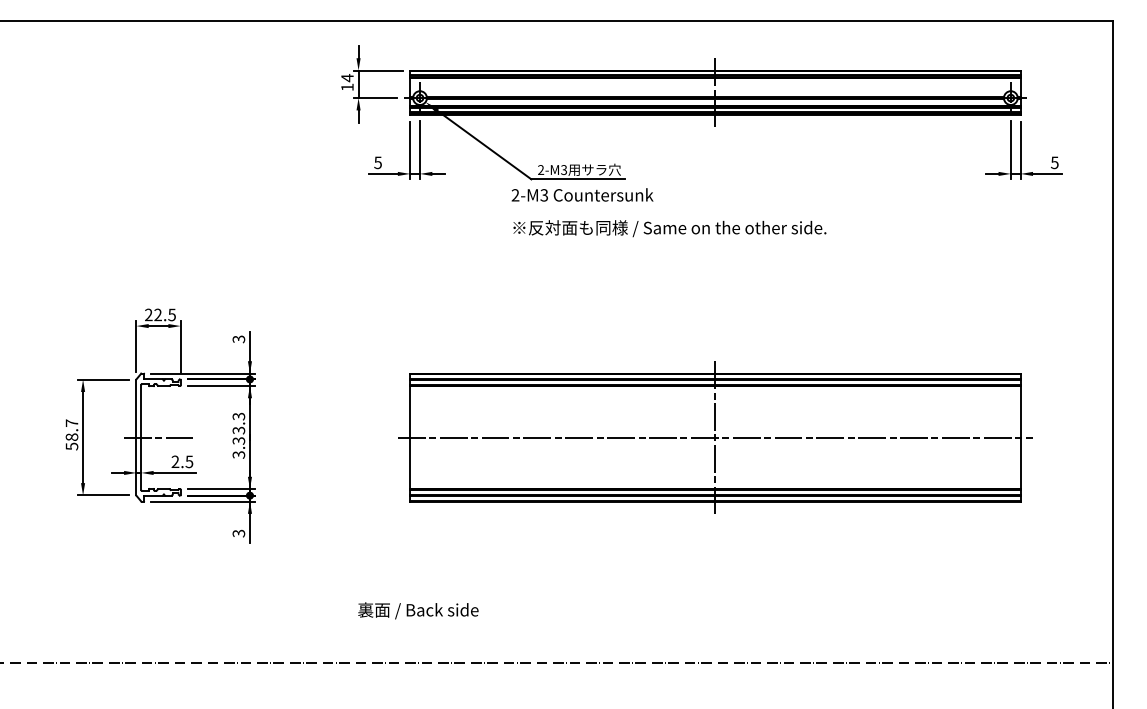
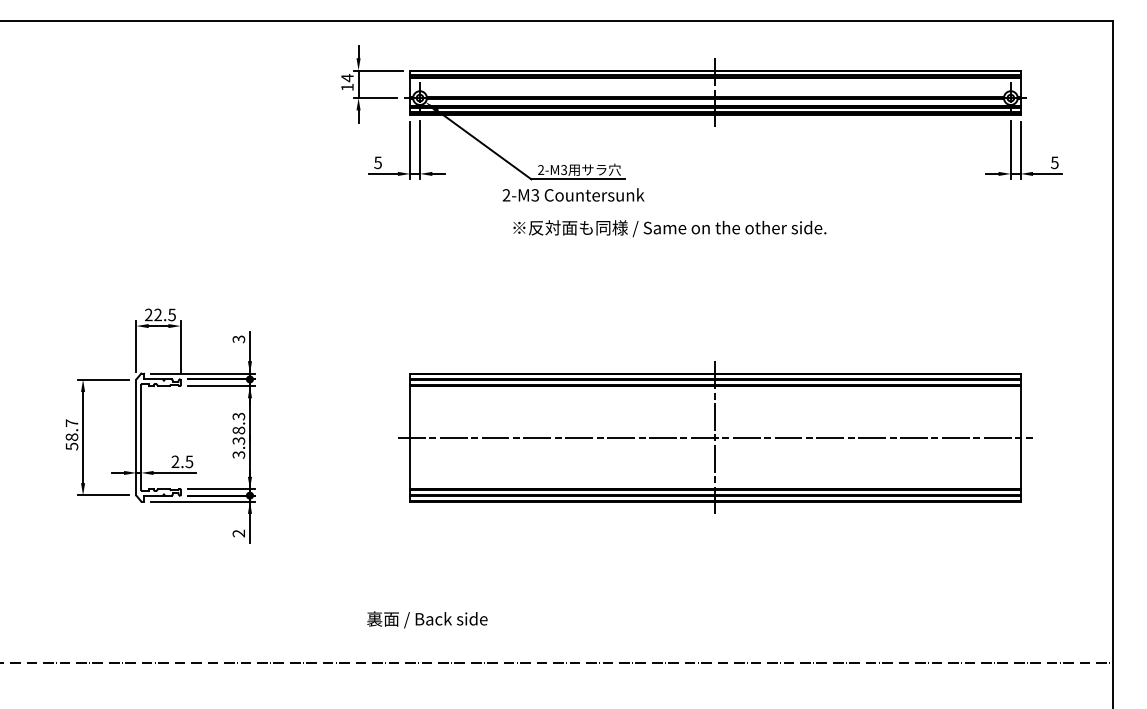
text position: (582, 194) -> (573, 194) (573, 194)
text: 3.3 -> 8.3 (238, 430)
line: present -> none (158, 437)
text: 3 -> 2 (239, 533)
text position: (418, 610) -> (427, 619) (427, 619)
